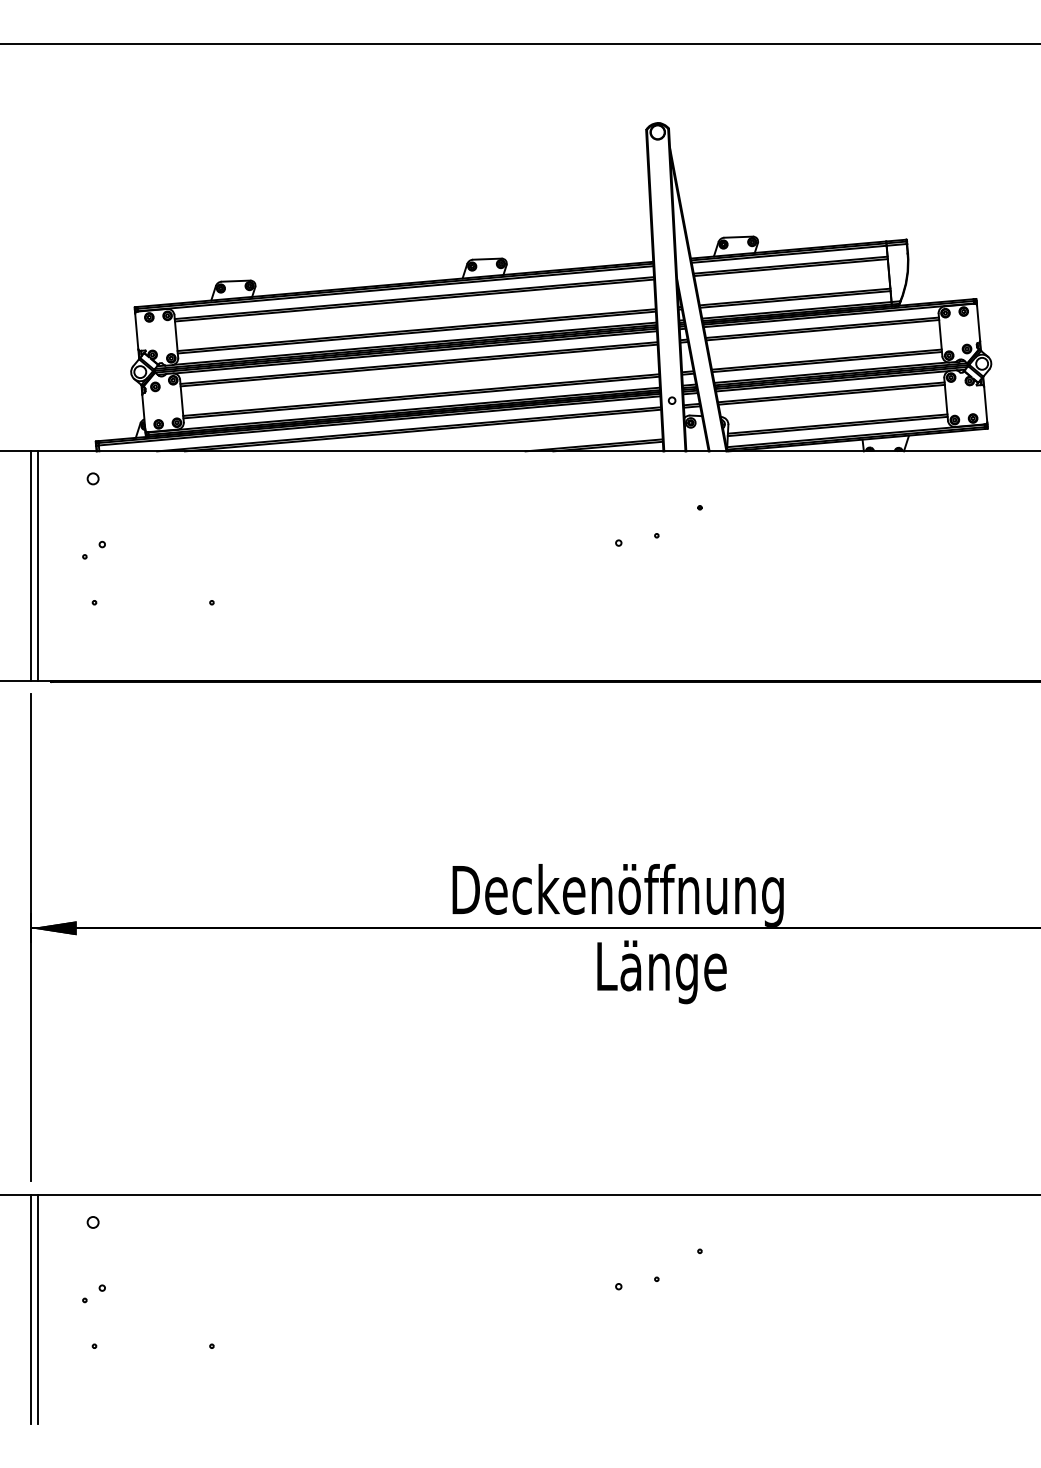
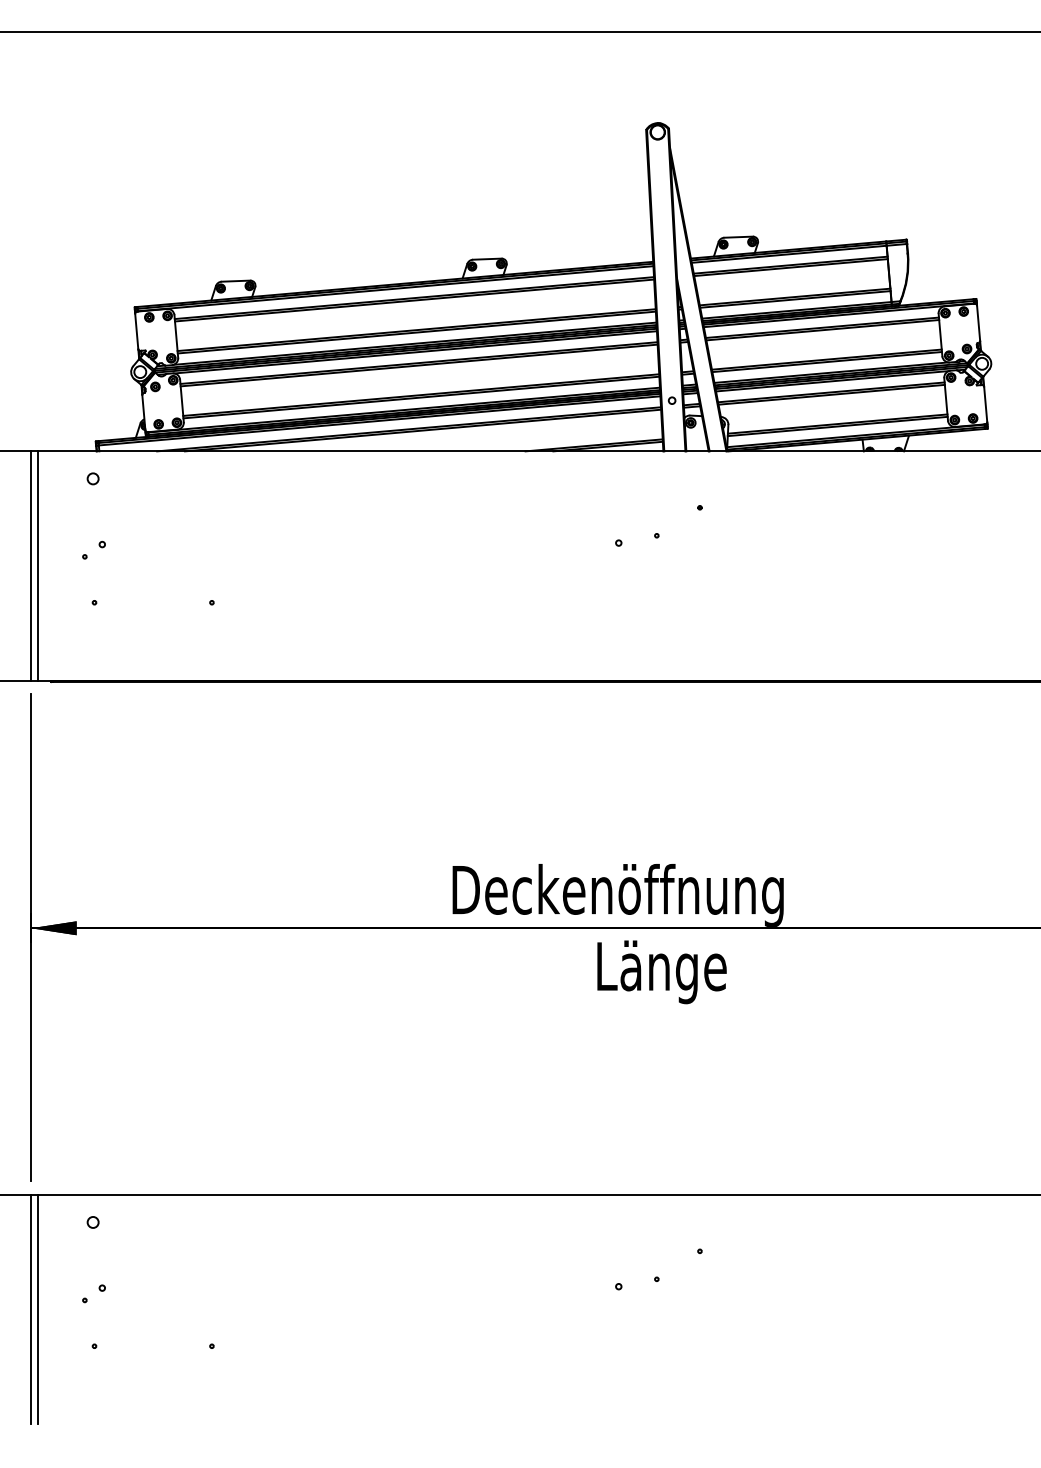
line position: (519, 44) -> (519, 32) (519, 32)
